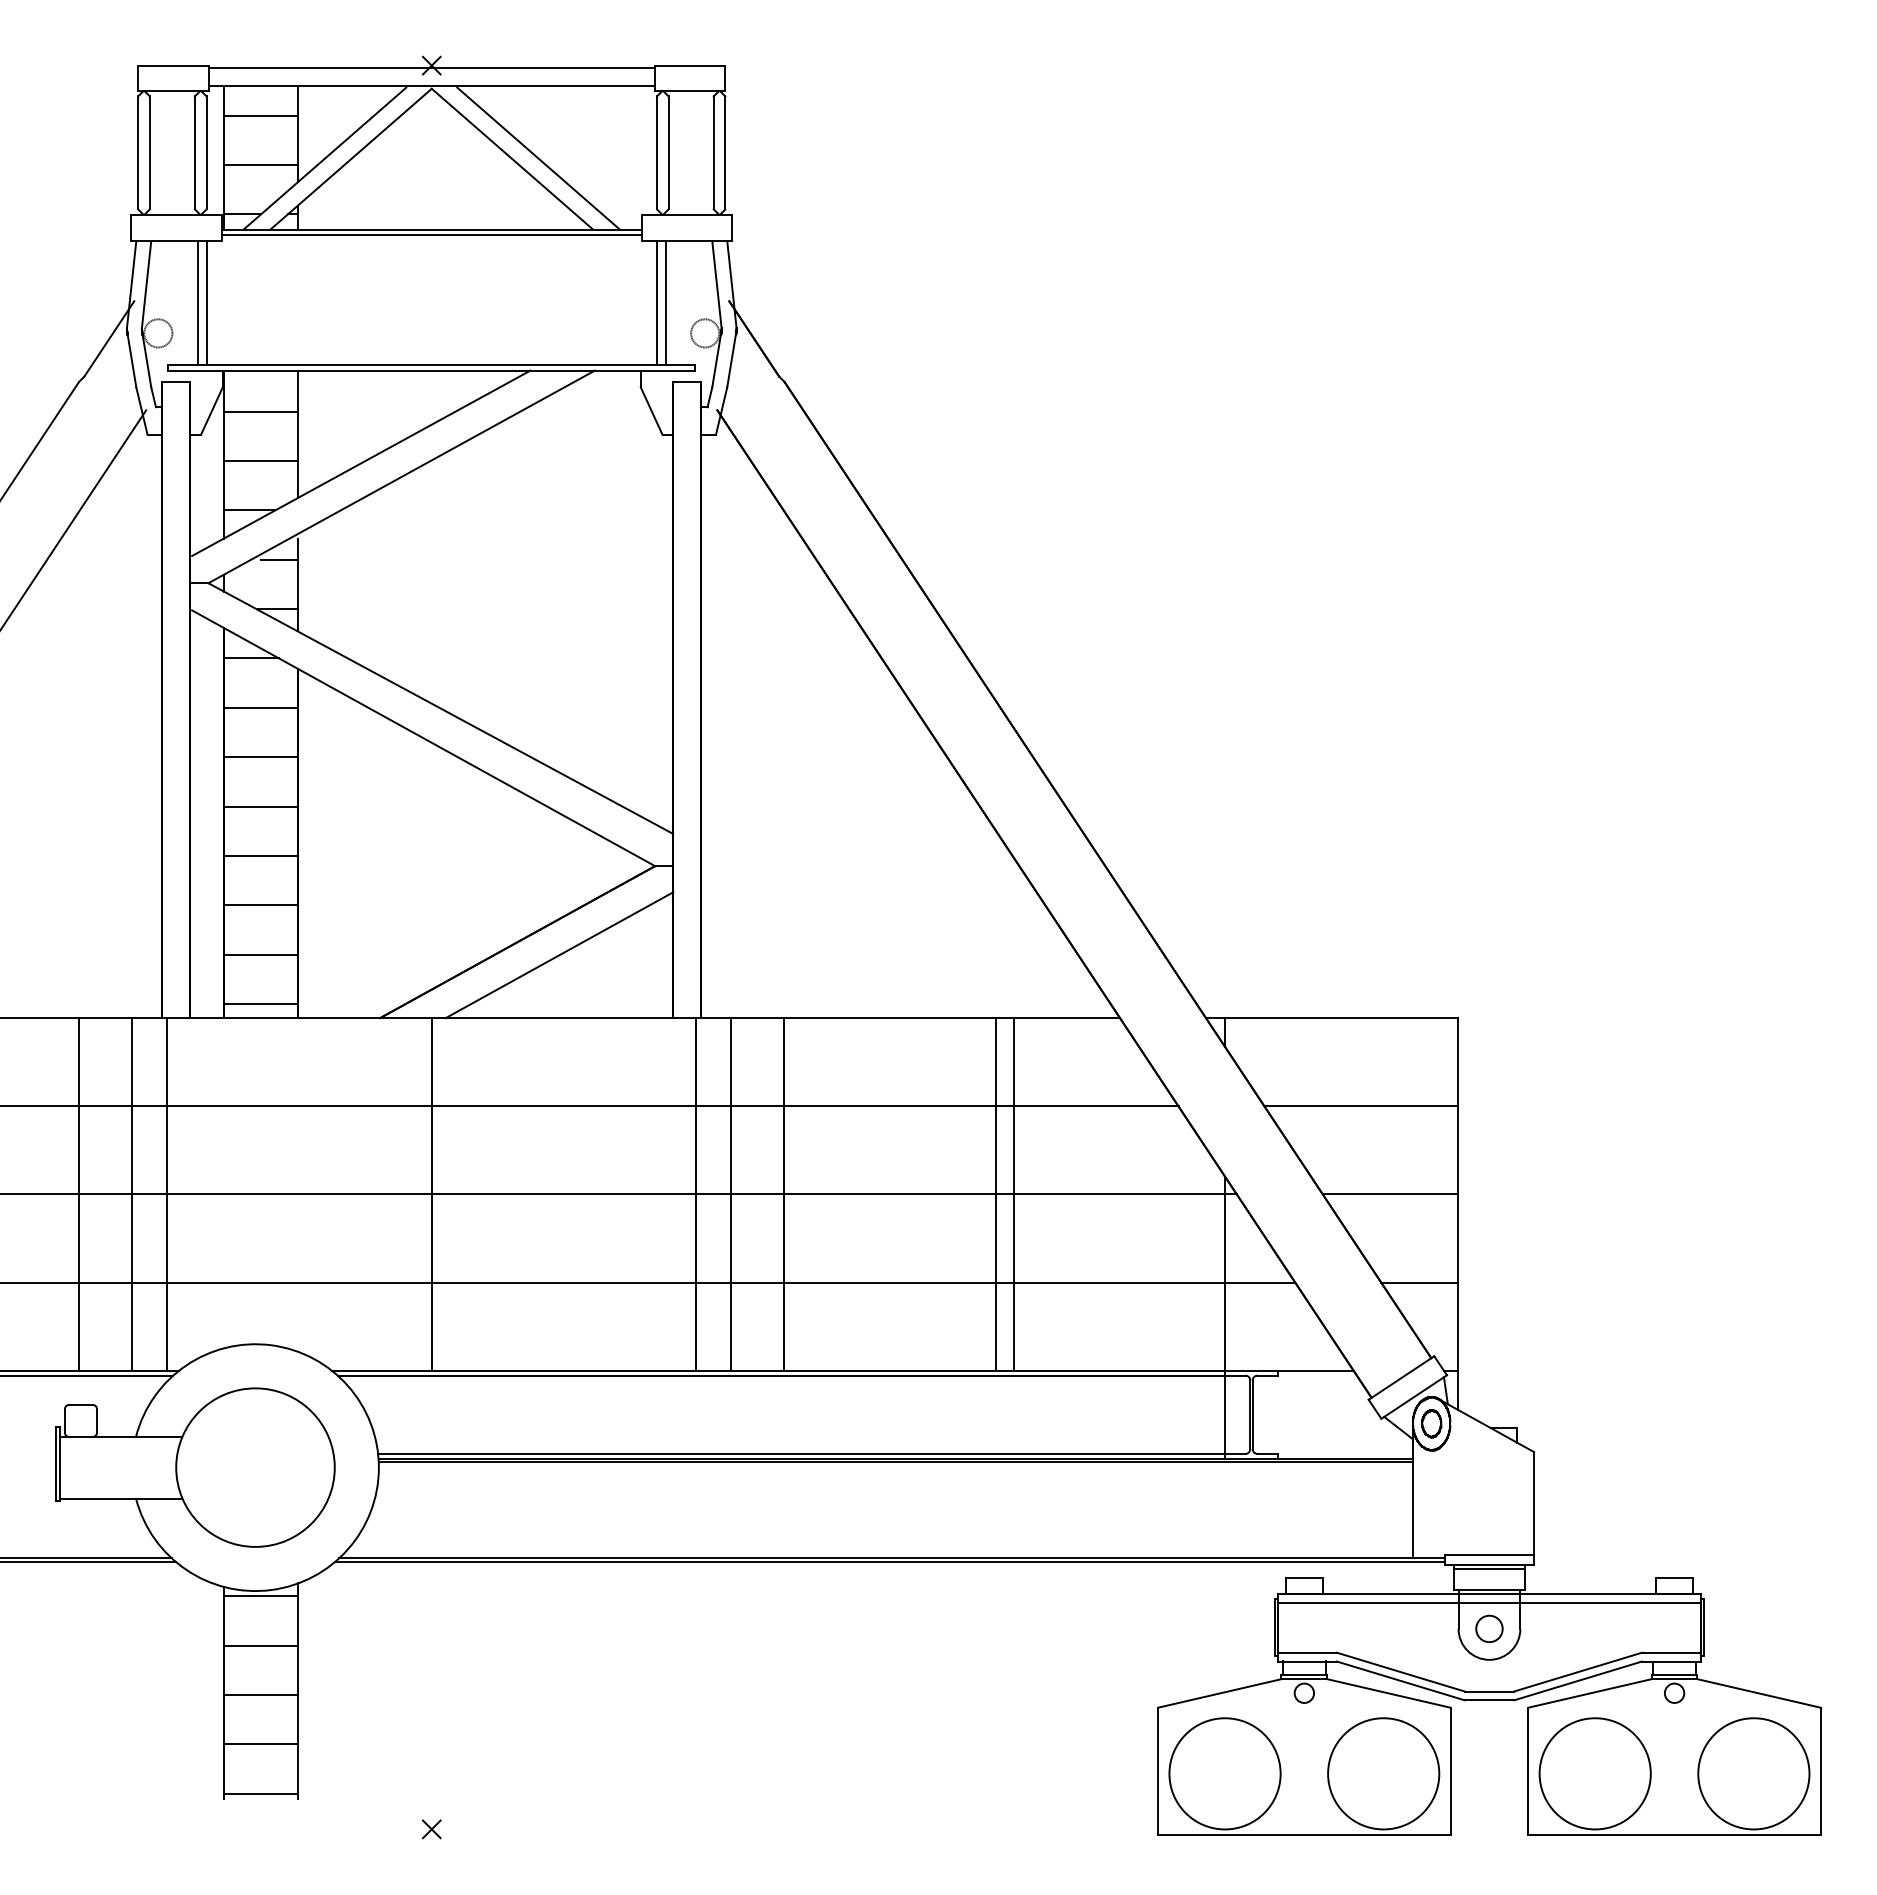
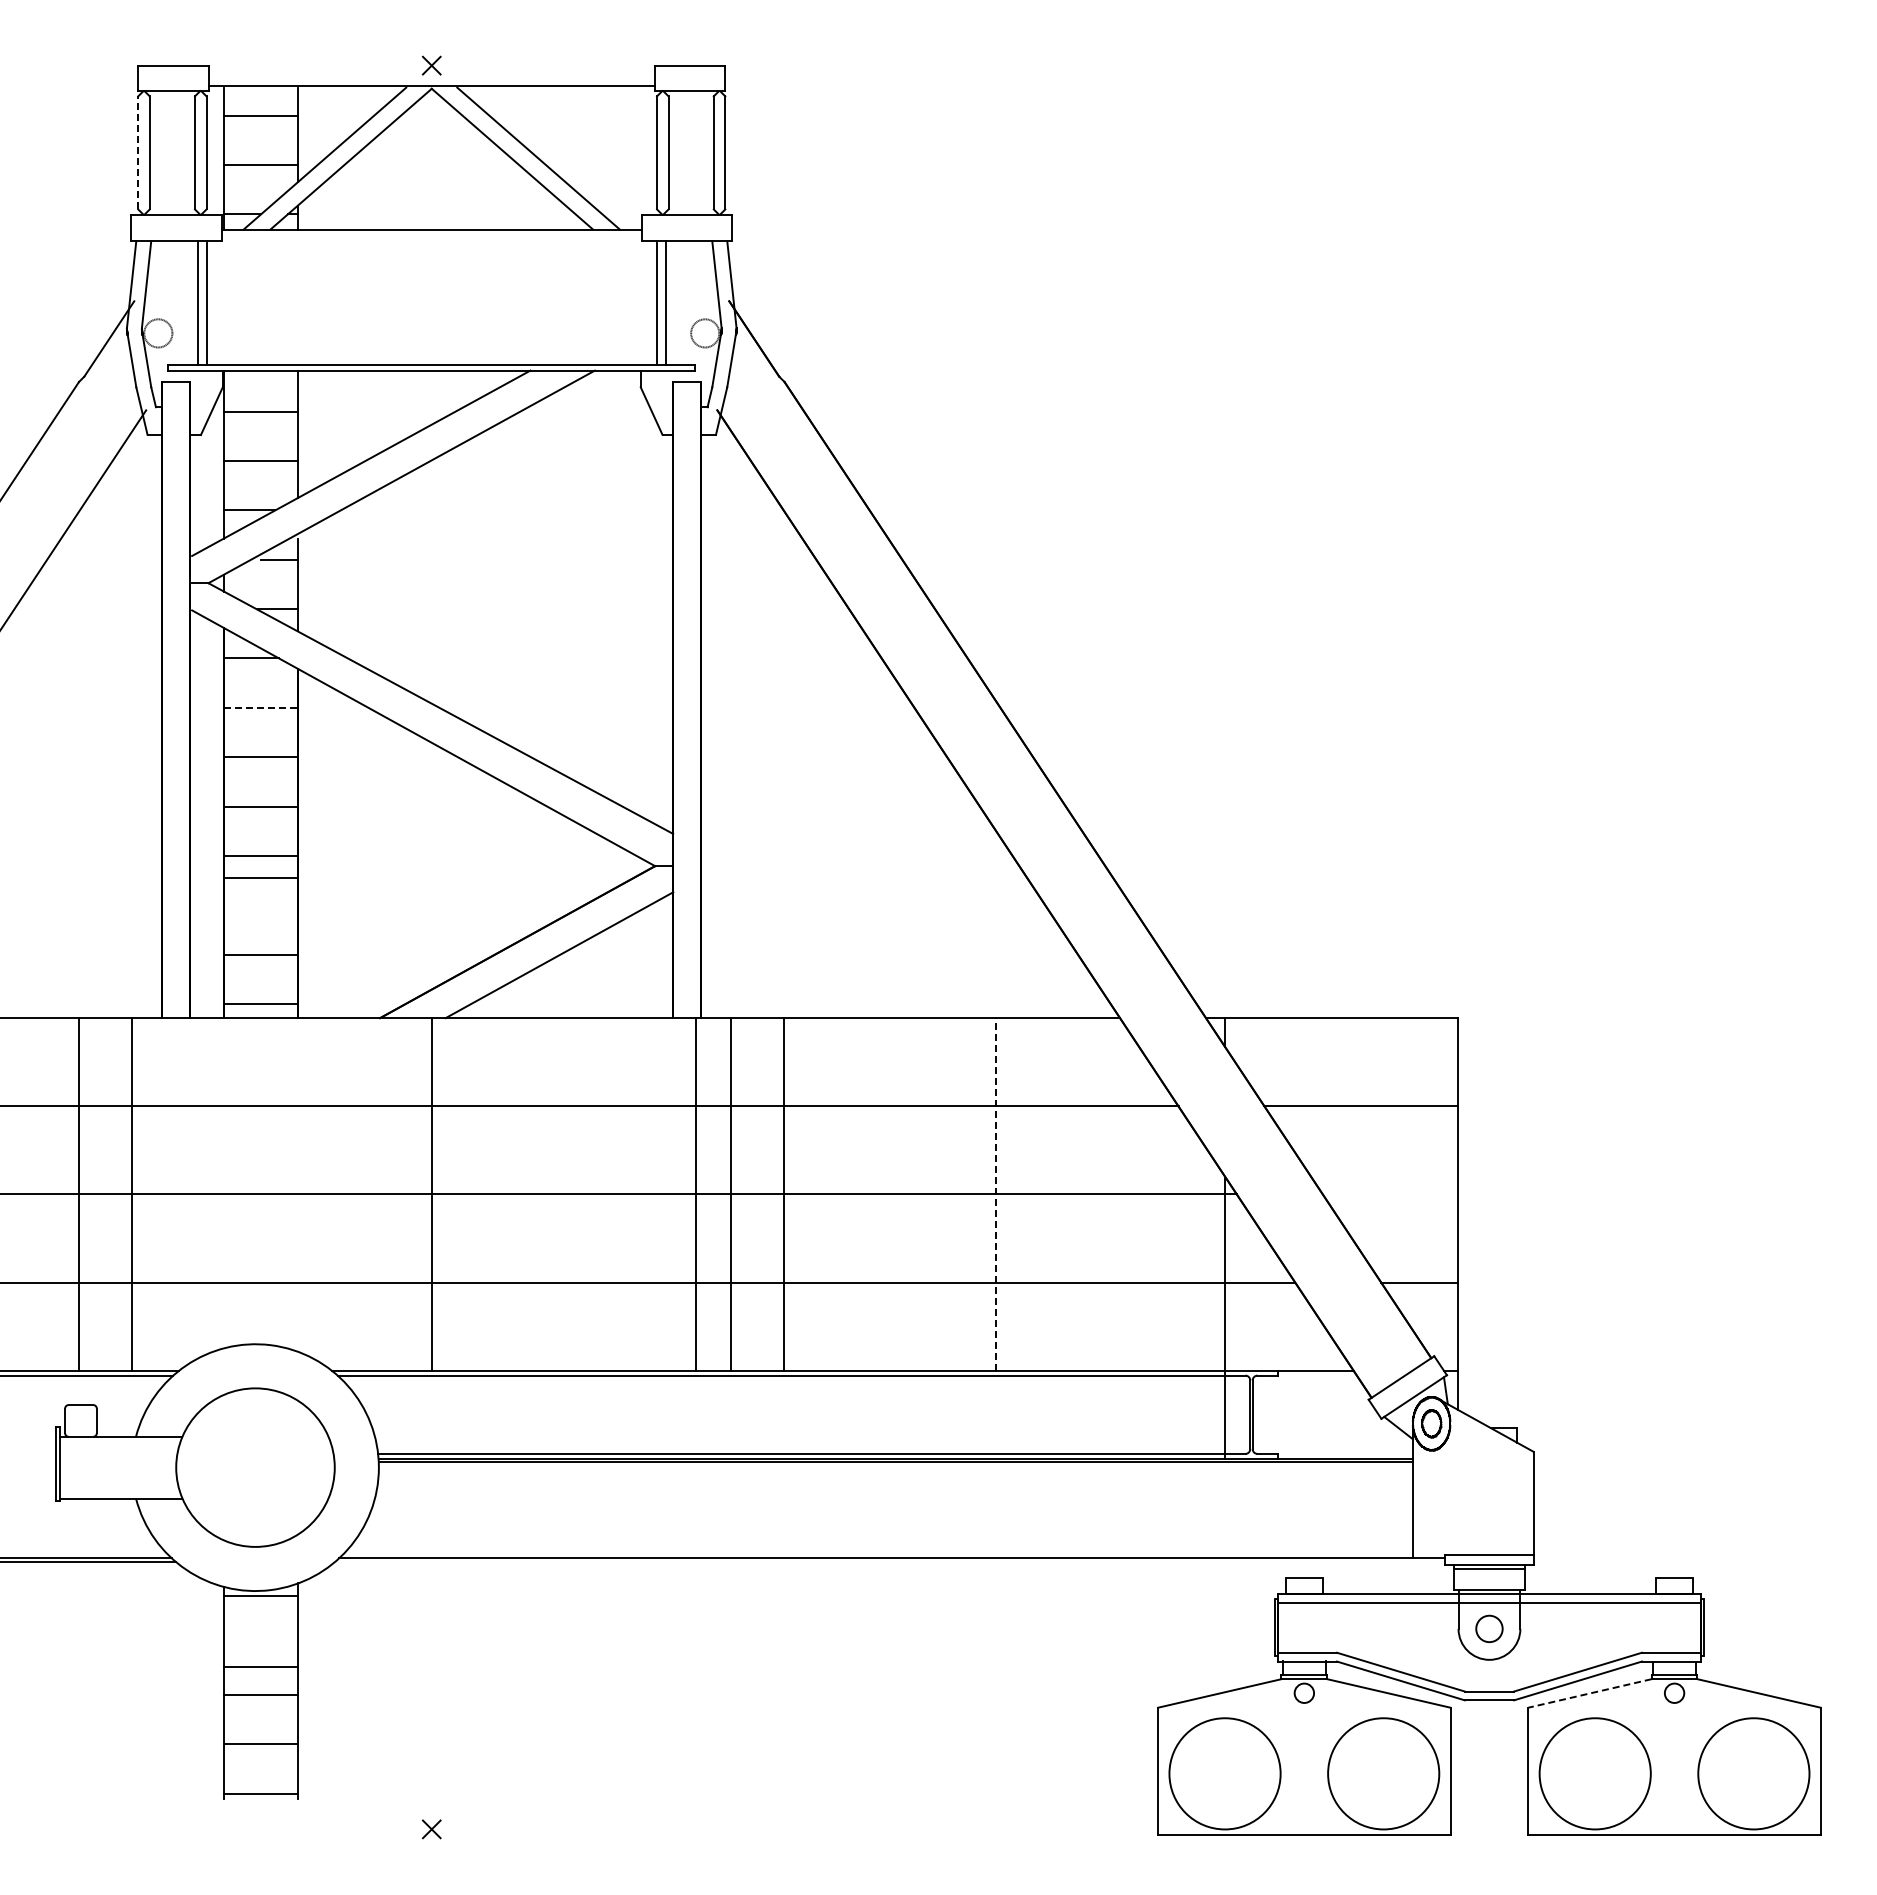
line: present -> none (431, 68)
line: solid -> dashed (138, 152)
line: present -> none (431, 235)
line: solid -> dashed (261, 707)
line position: (260, 905) -> (260, 878) (260, 878)
line: solid -> dashed (995, 1193)
line: present -> none (167, 1194)
line: present -> none (1013, 1194)
line: present -> none (1389, 1194)
line: present -> none (890, 1561)
line position: (260, 1645) -> (260, 1666) (260, 1666)
line: solid -> dashed (1589, 1693)
